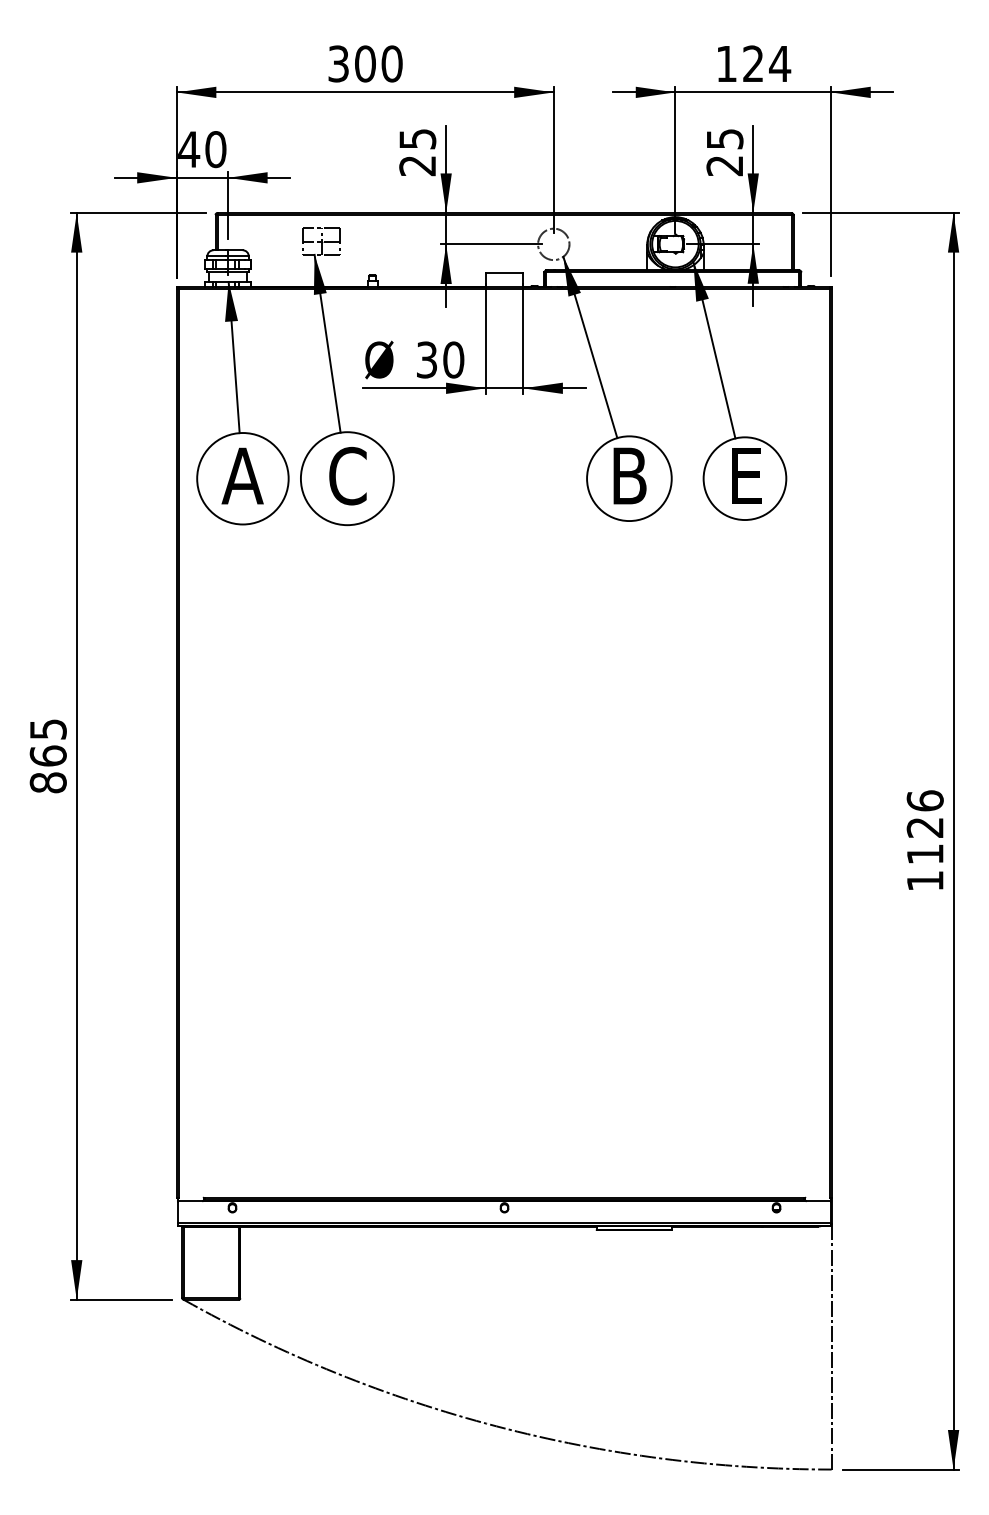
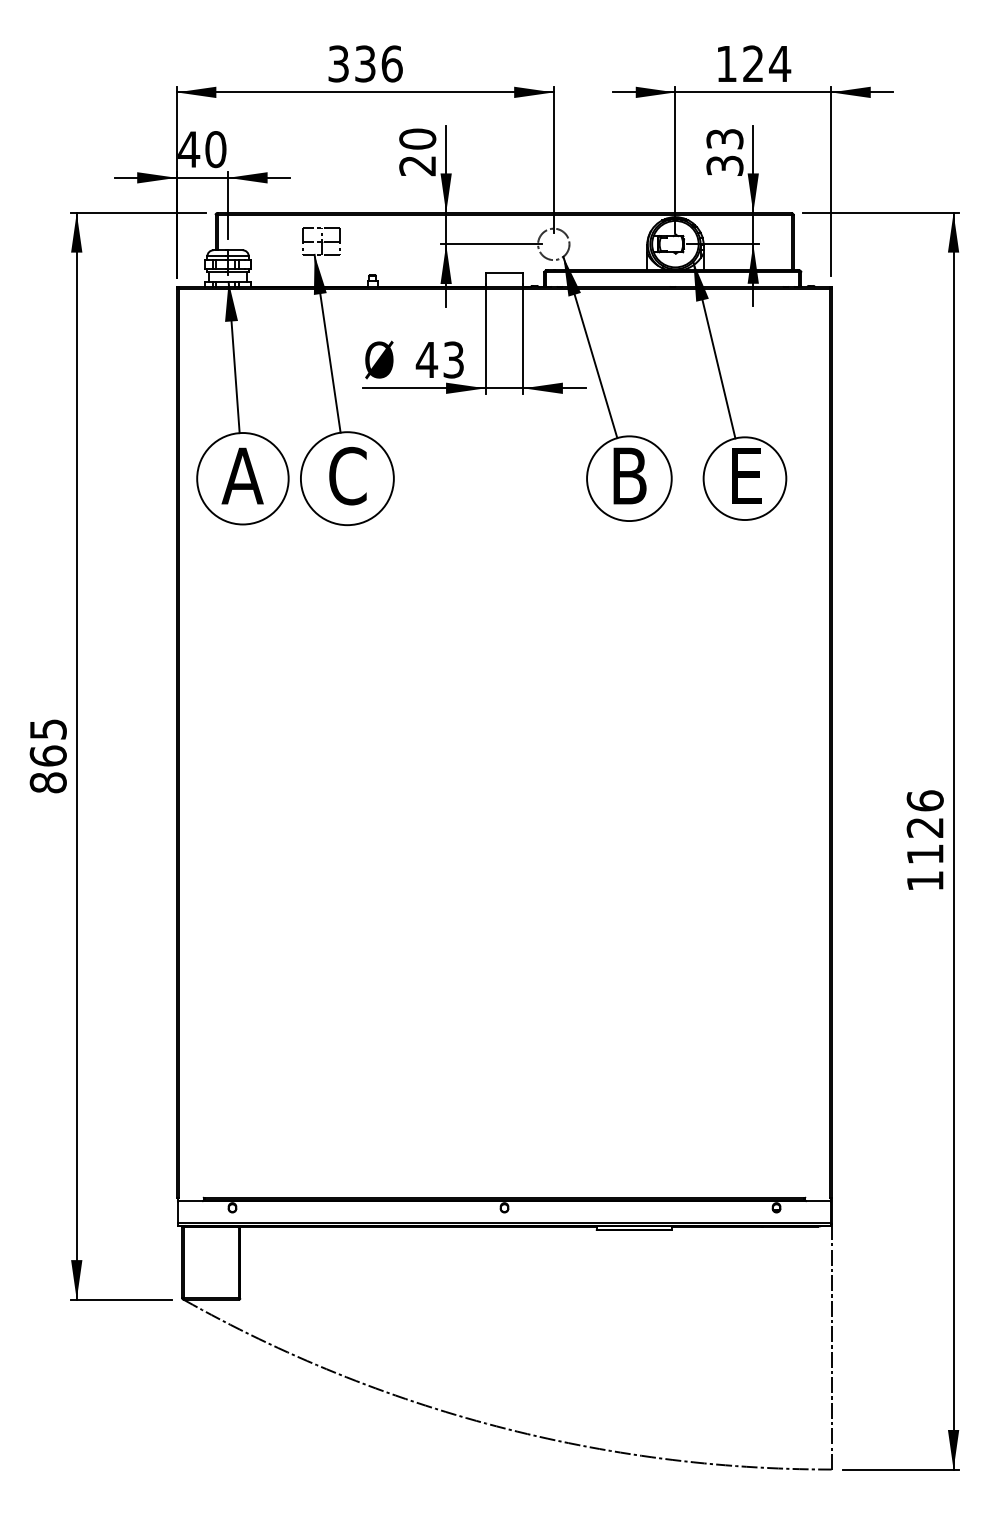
text: 300 -> 336 (378, 63)
text: 25 -> 20 (417, 138)
text: 25 -> 33 (724, 152)
text: 30 -> 43 (439, 359)
